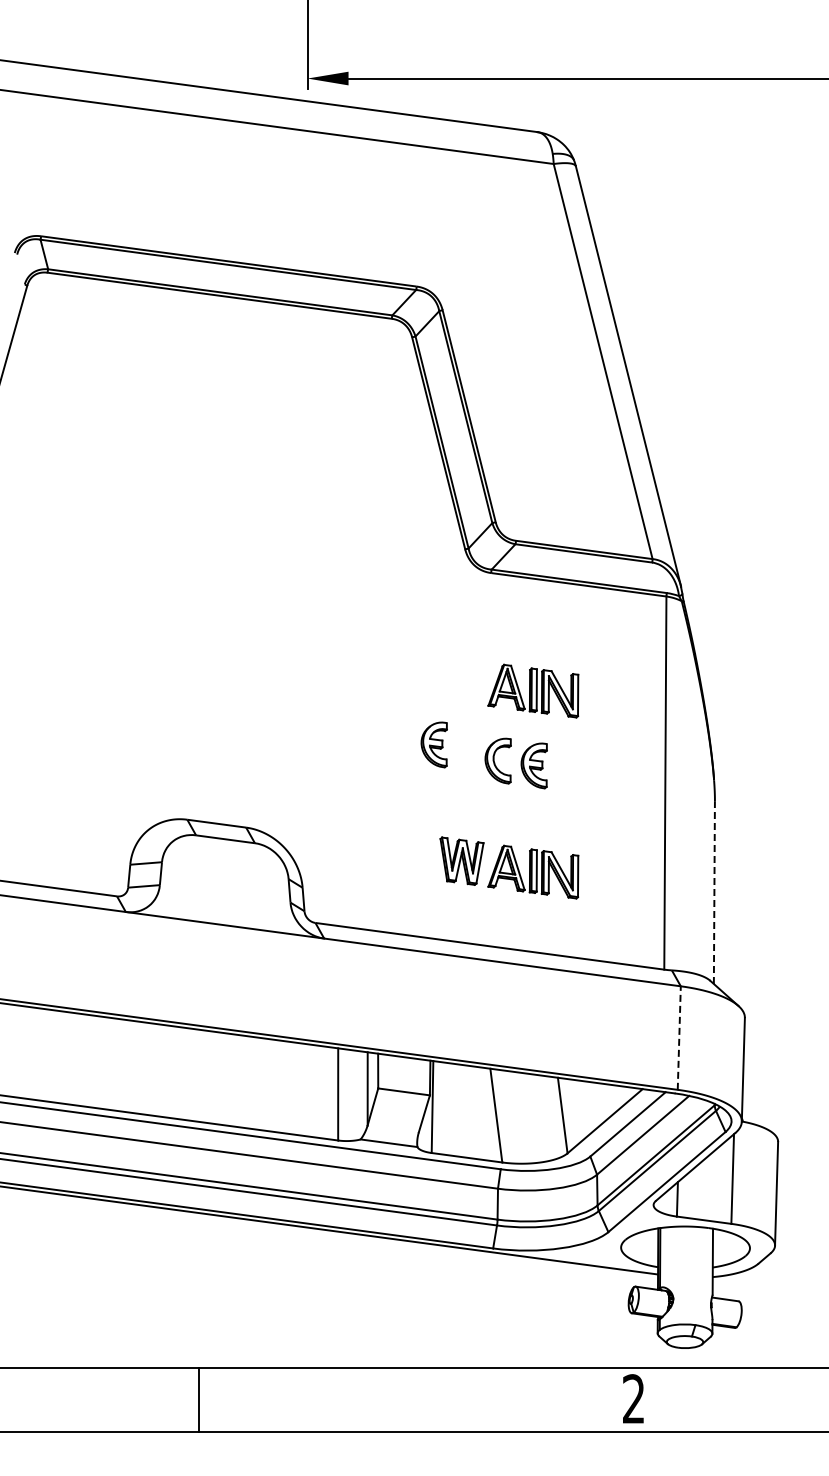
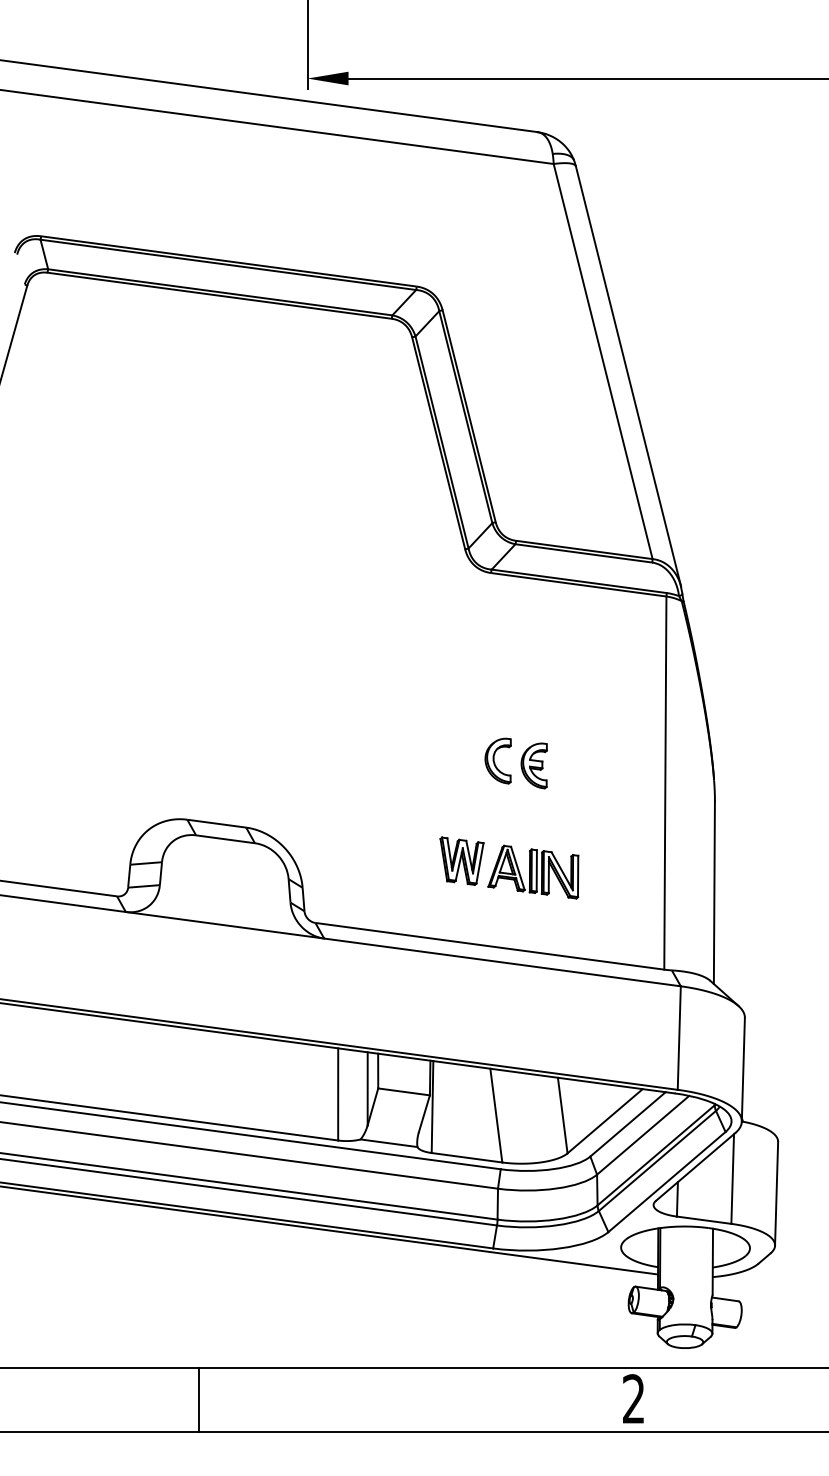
part: present -> none (533, 690)
part: present -> none (433, 744)
line: dashed -> solid (714, 892)
line: dashed -> solid (679, 1038)
